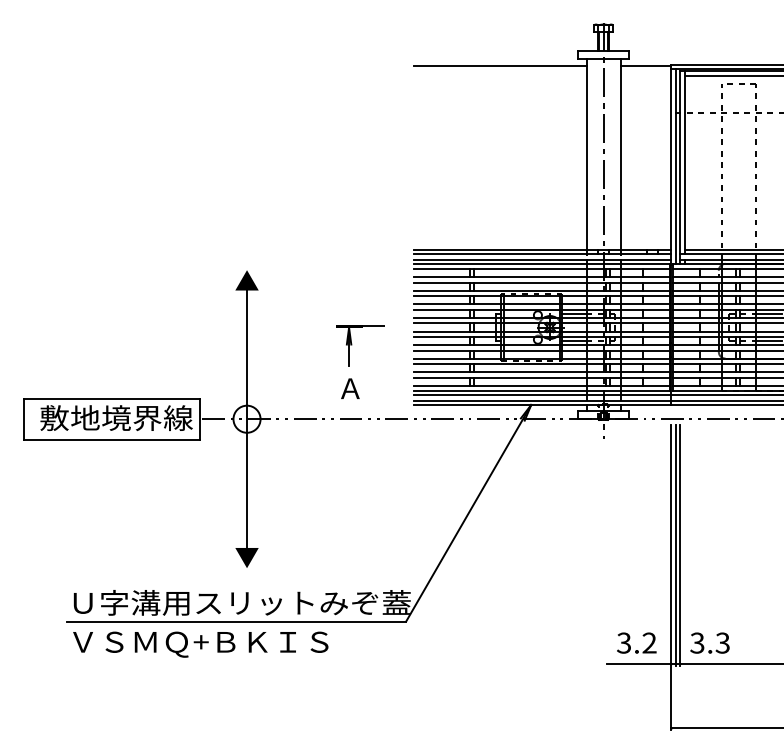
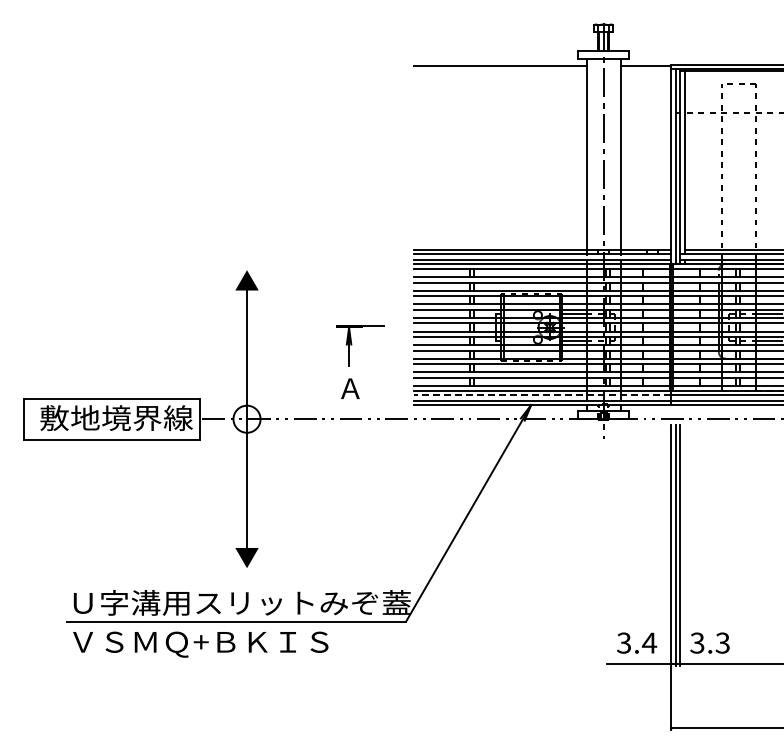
line: present -> none (732, 75)
line: solid -> dashed (542, 395)
text: 3.2 -> 3.4 (649, 642)
